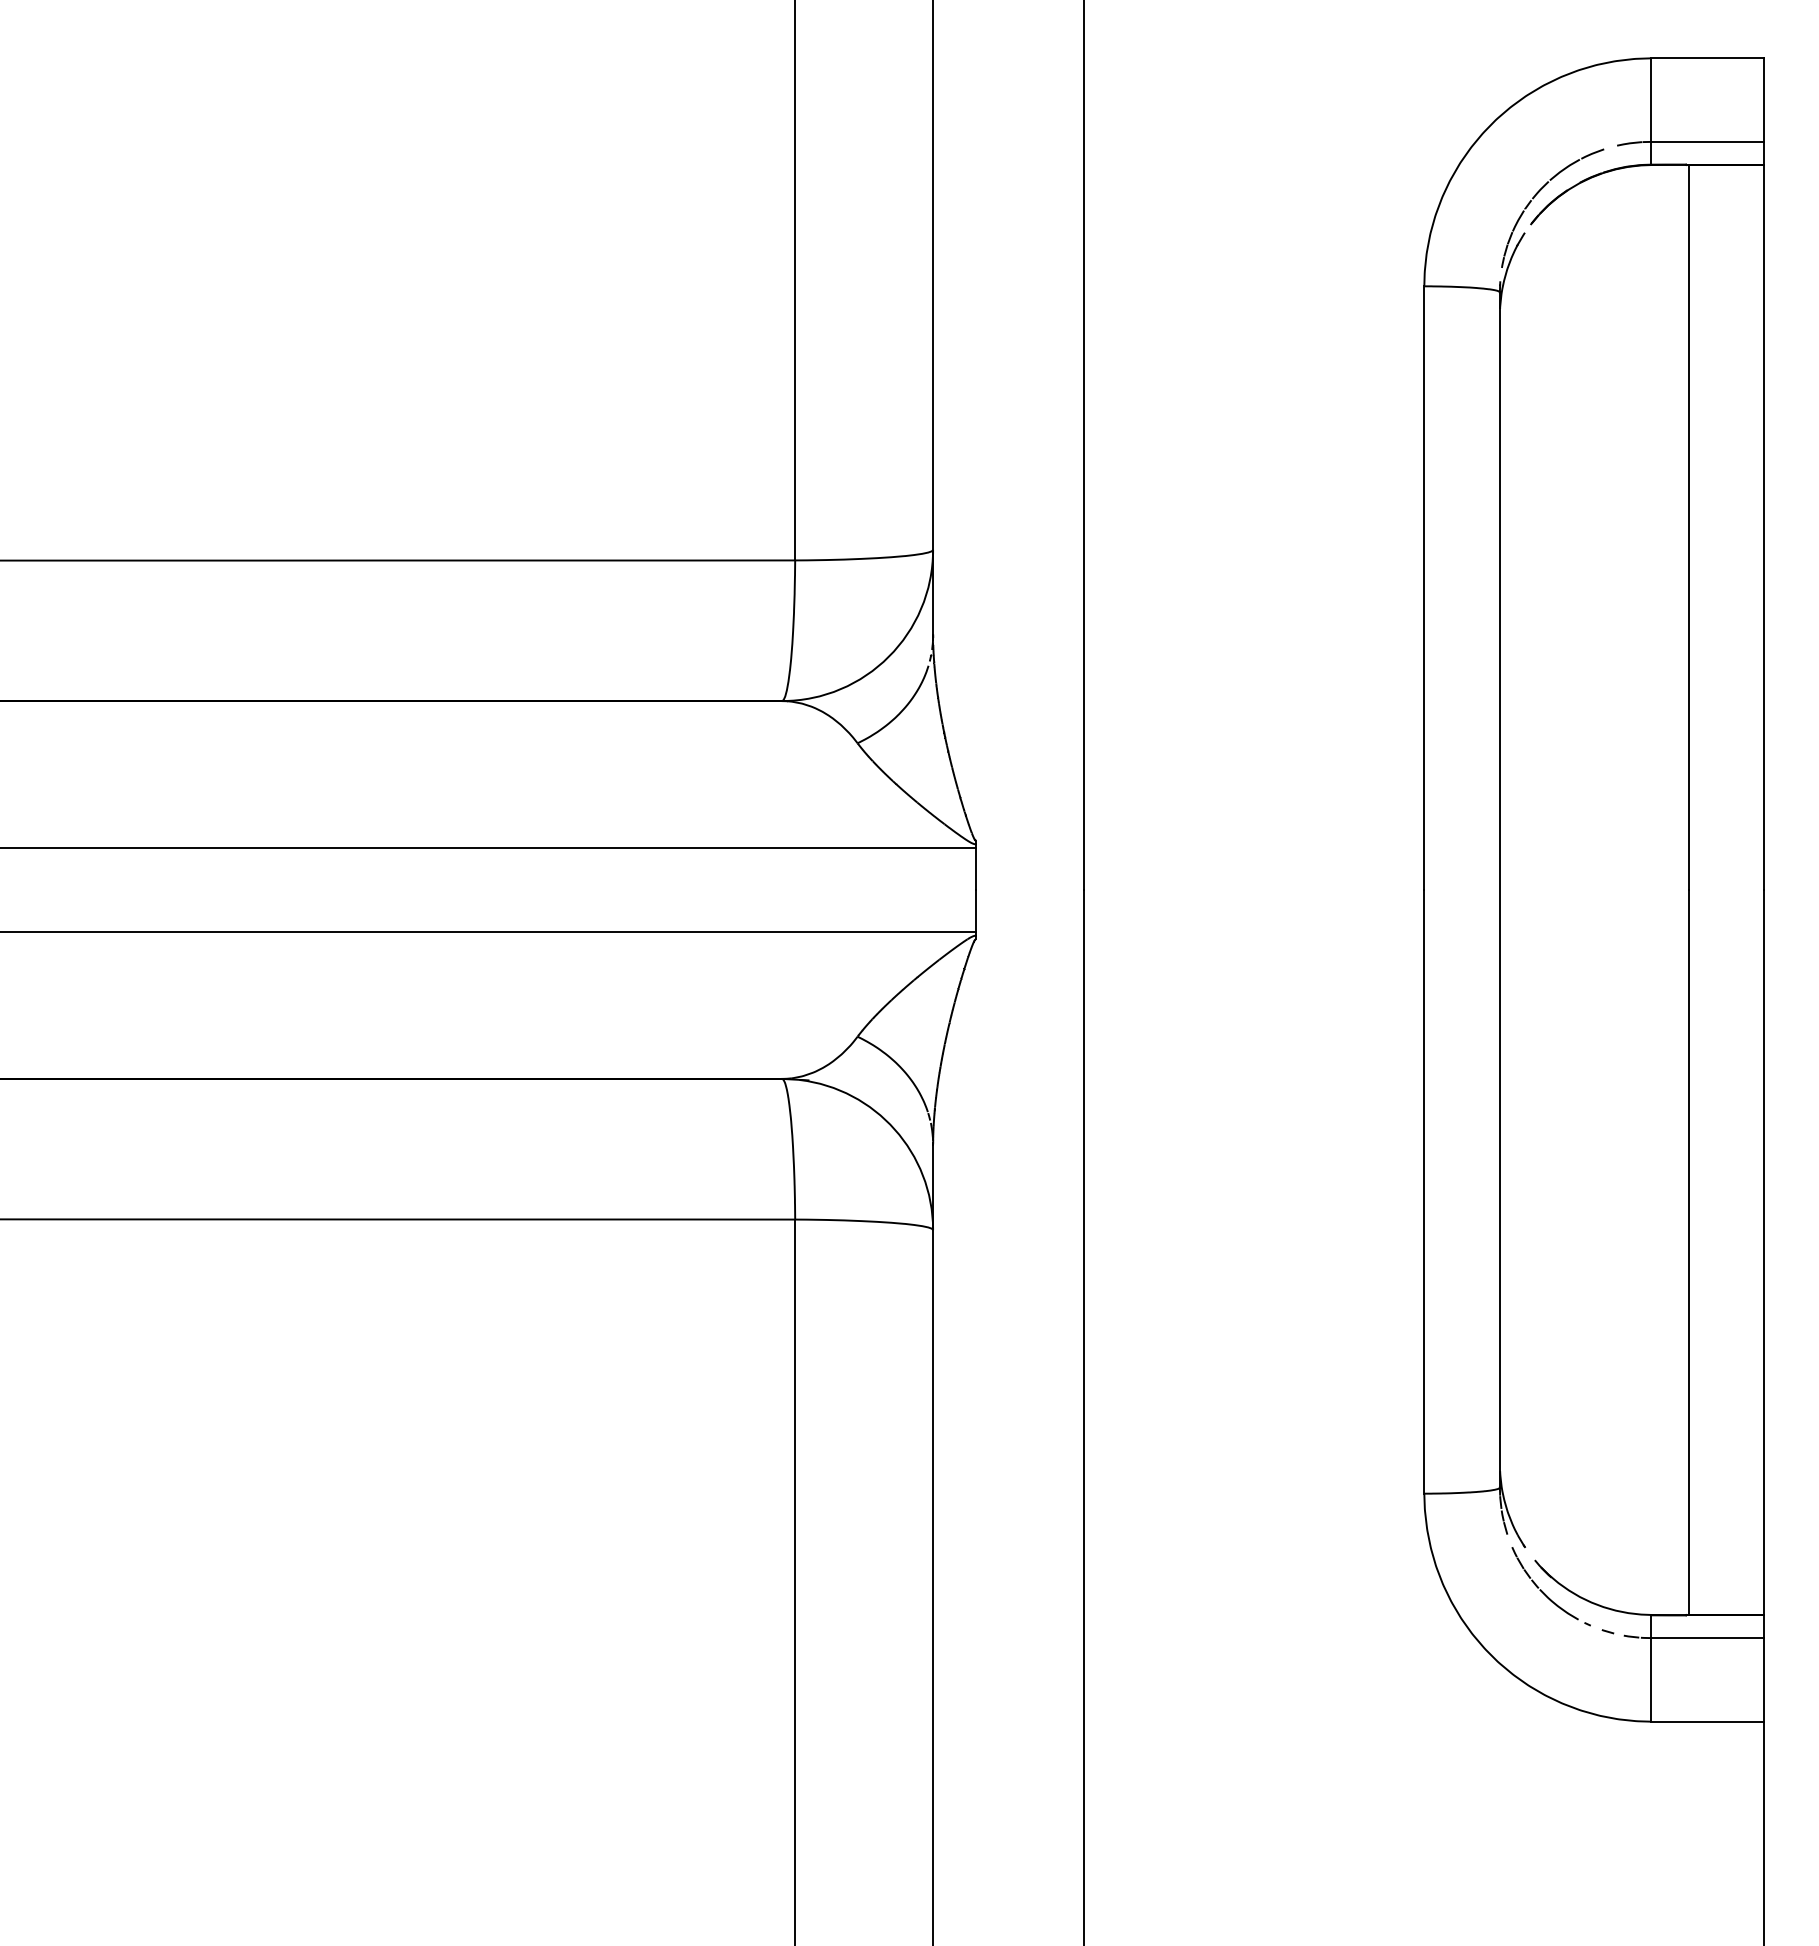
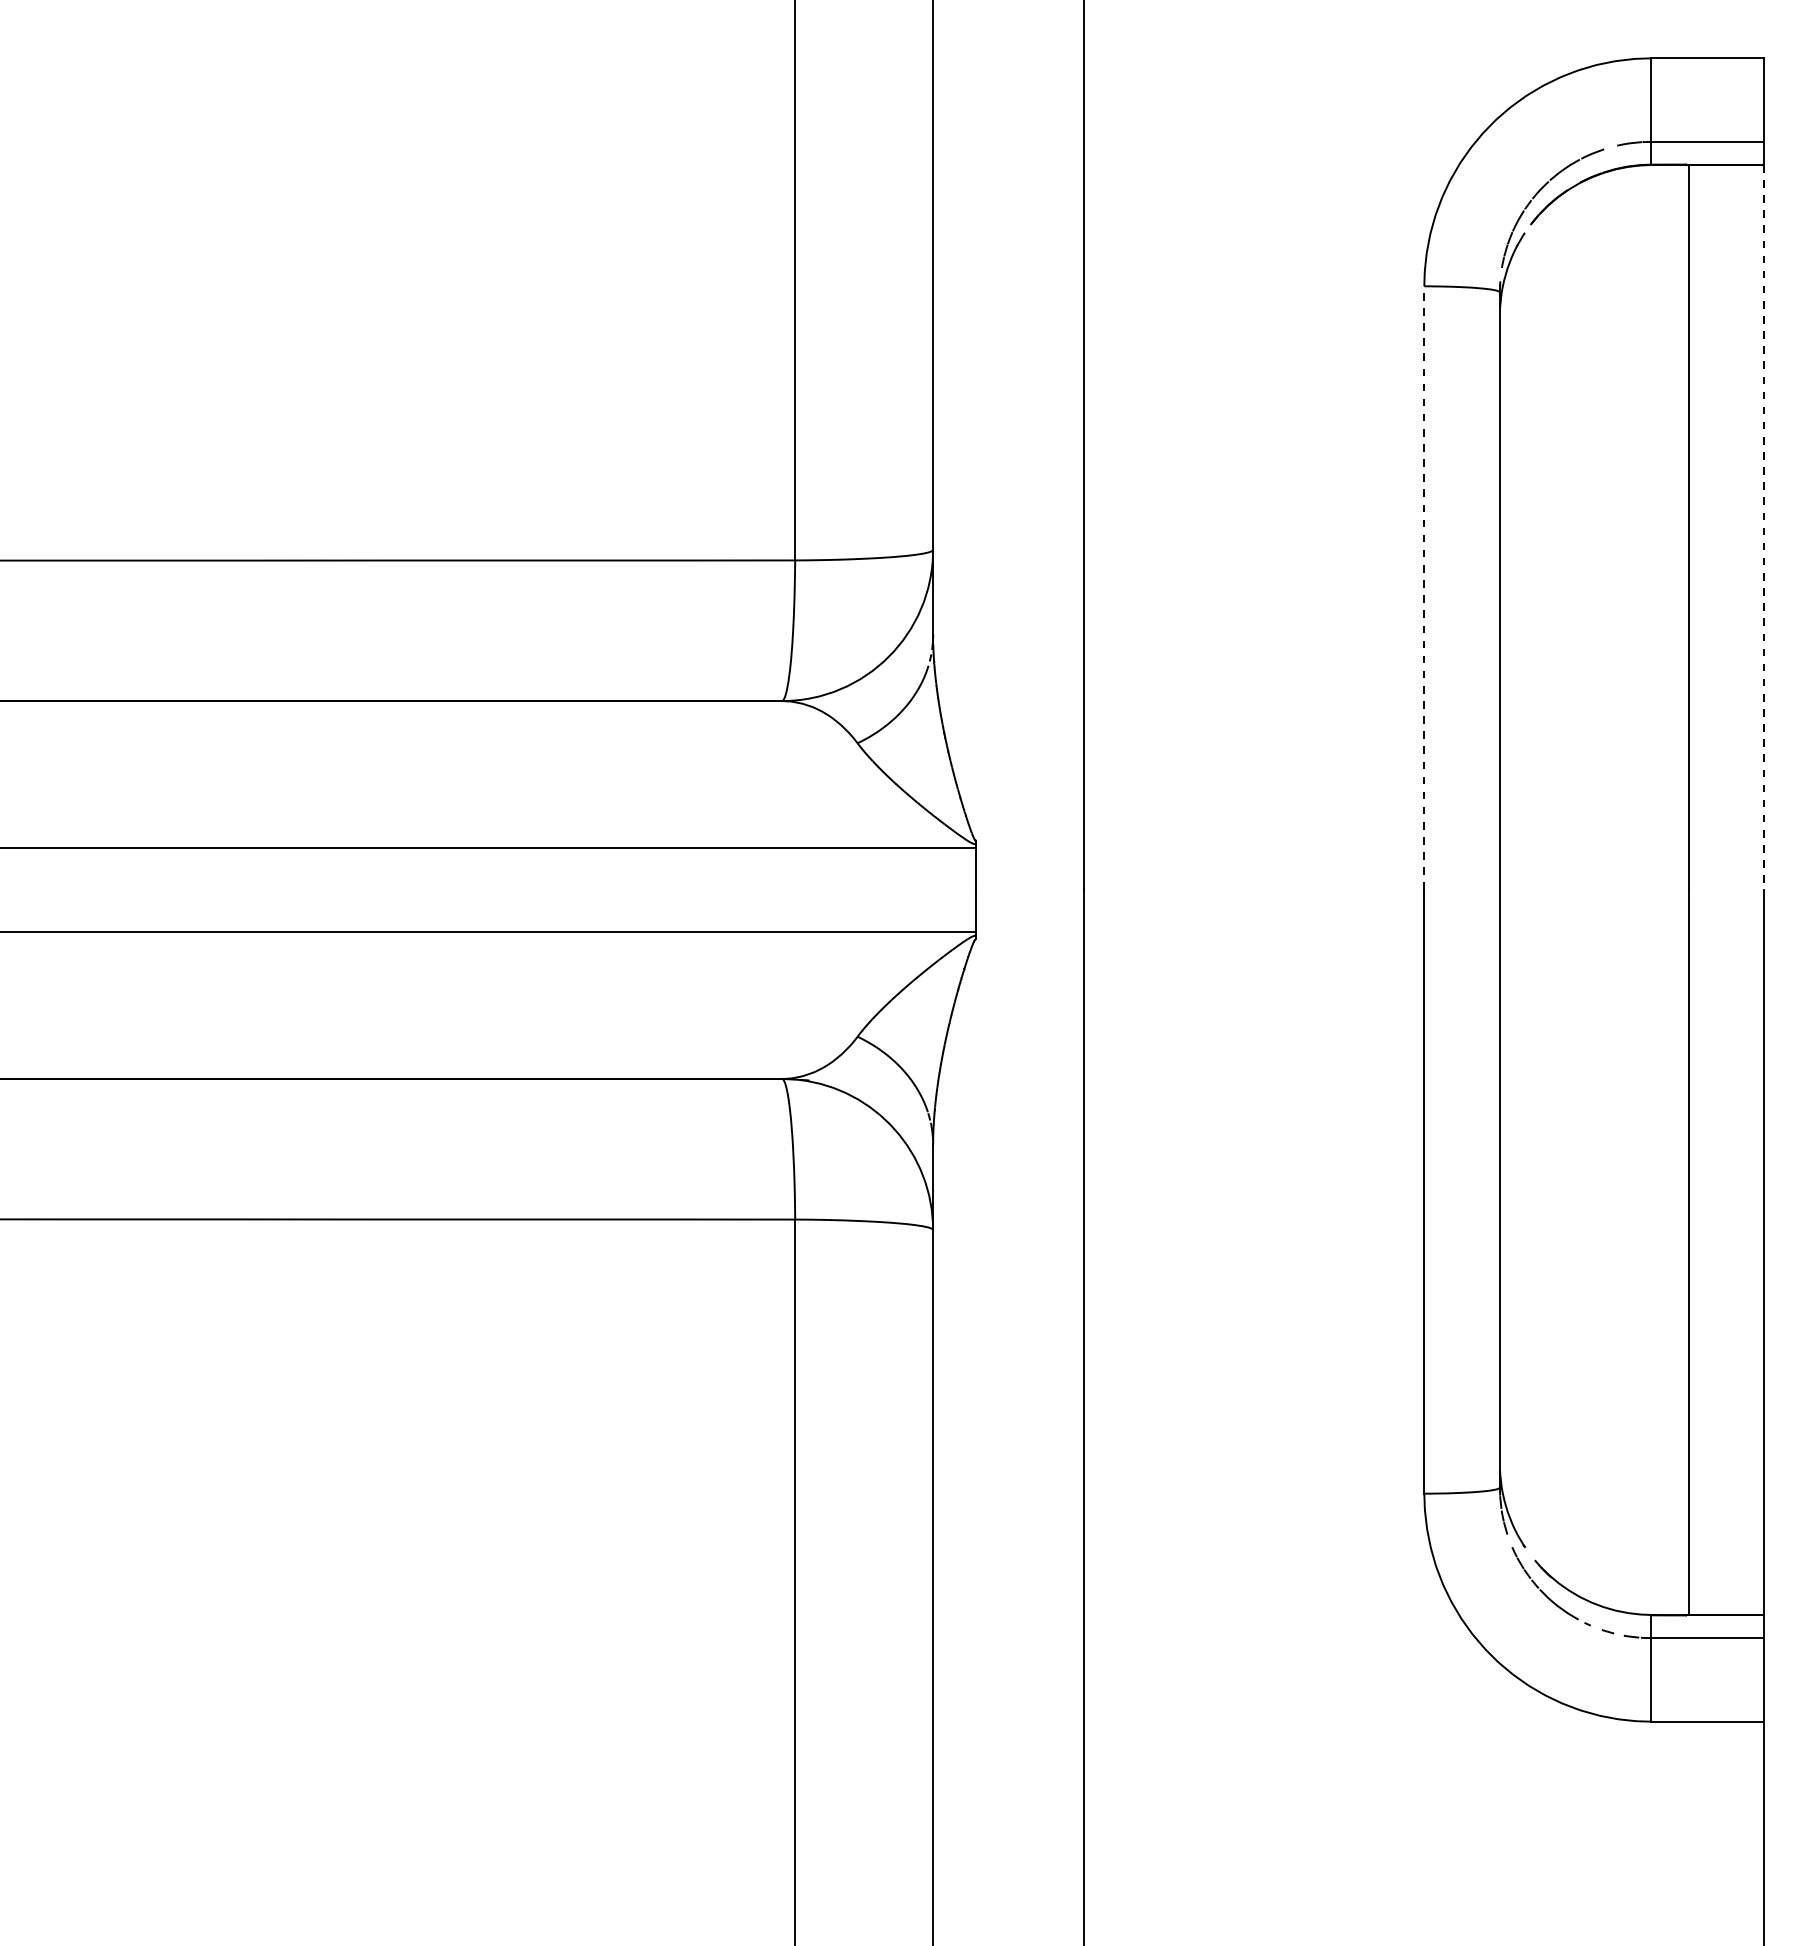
line: solid -> dashed (1764, 527)
line: solid -> dashed (1424, 588)
